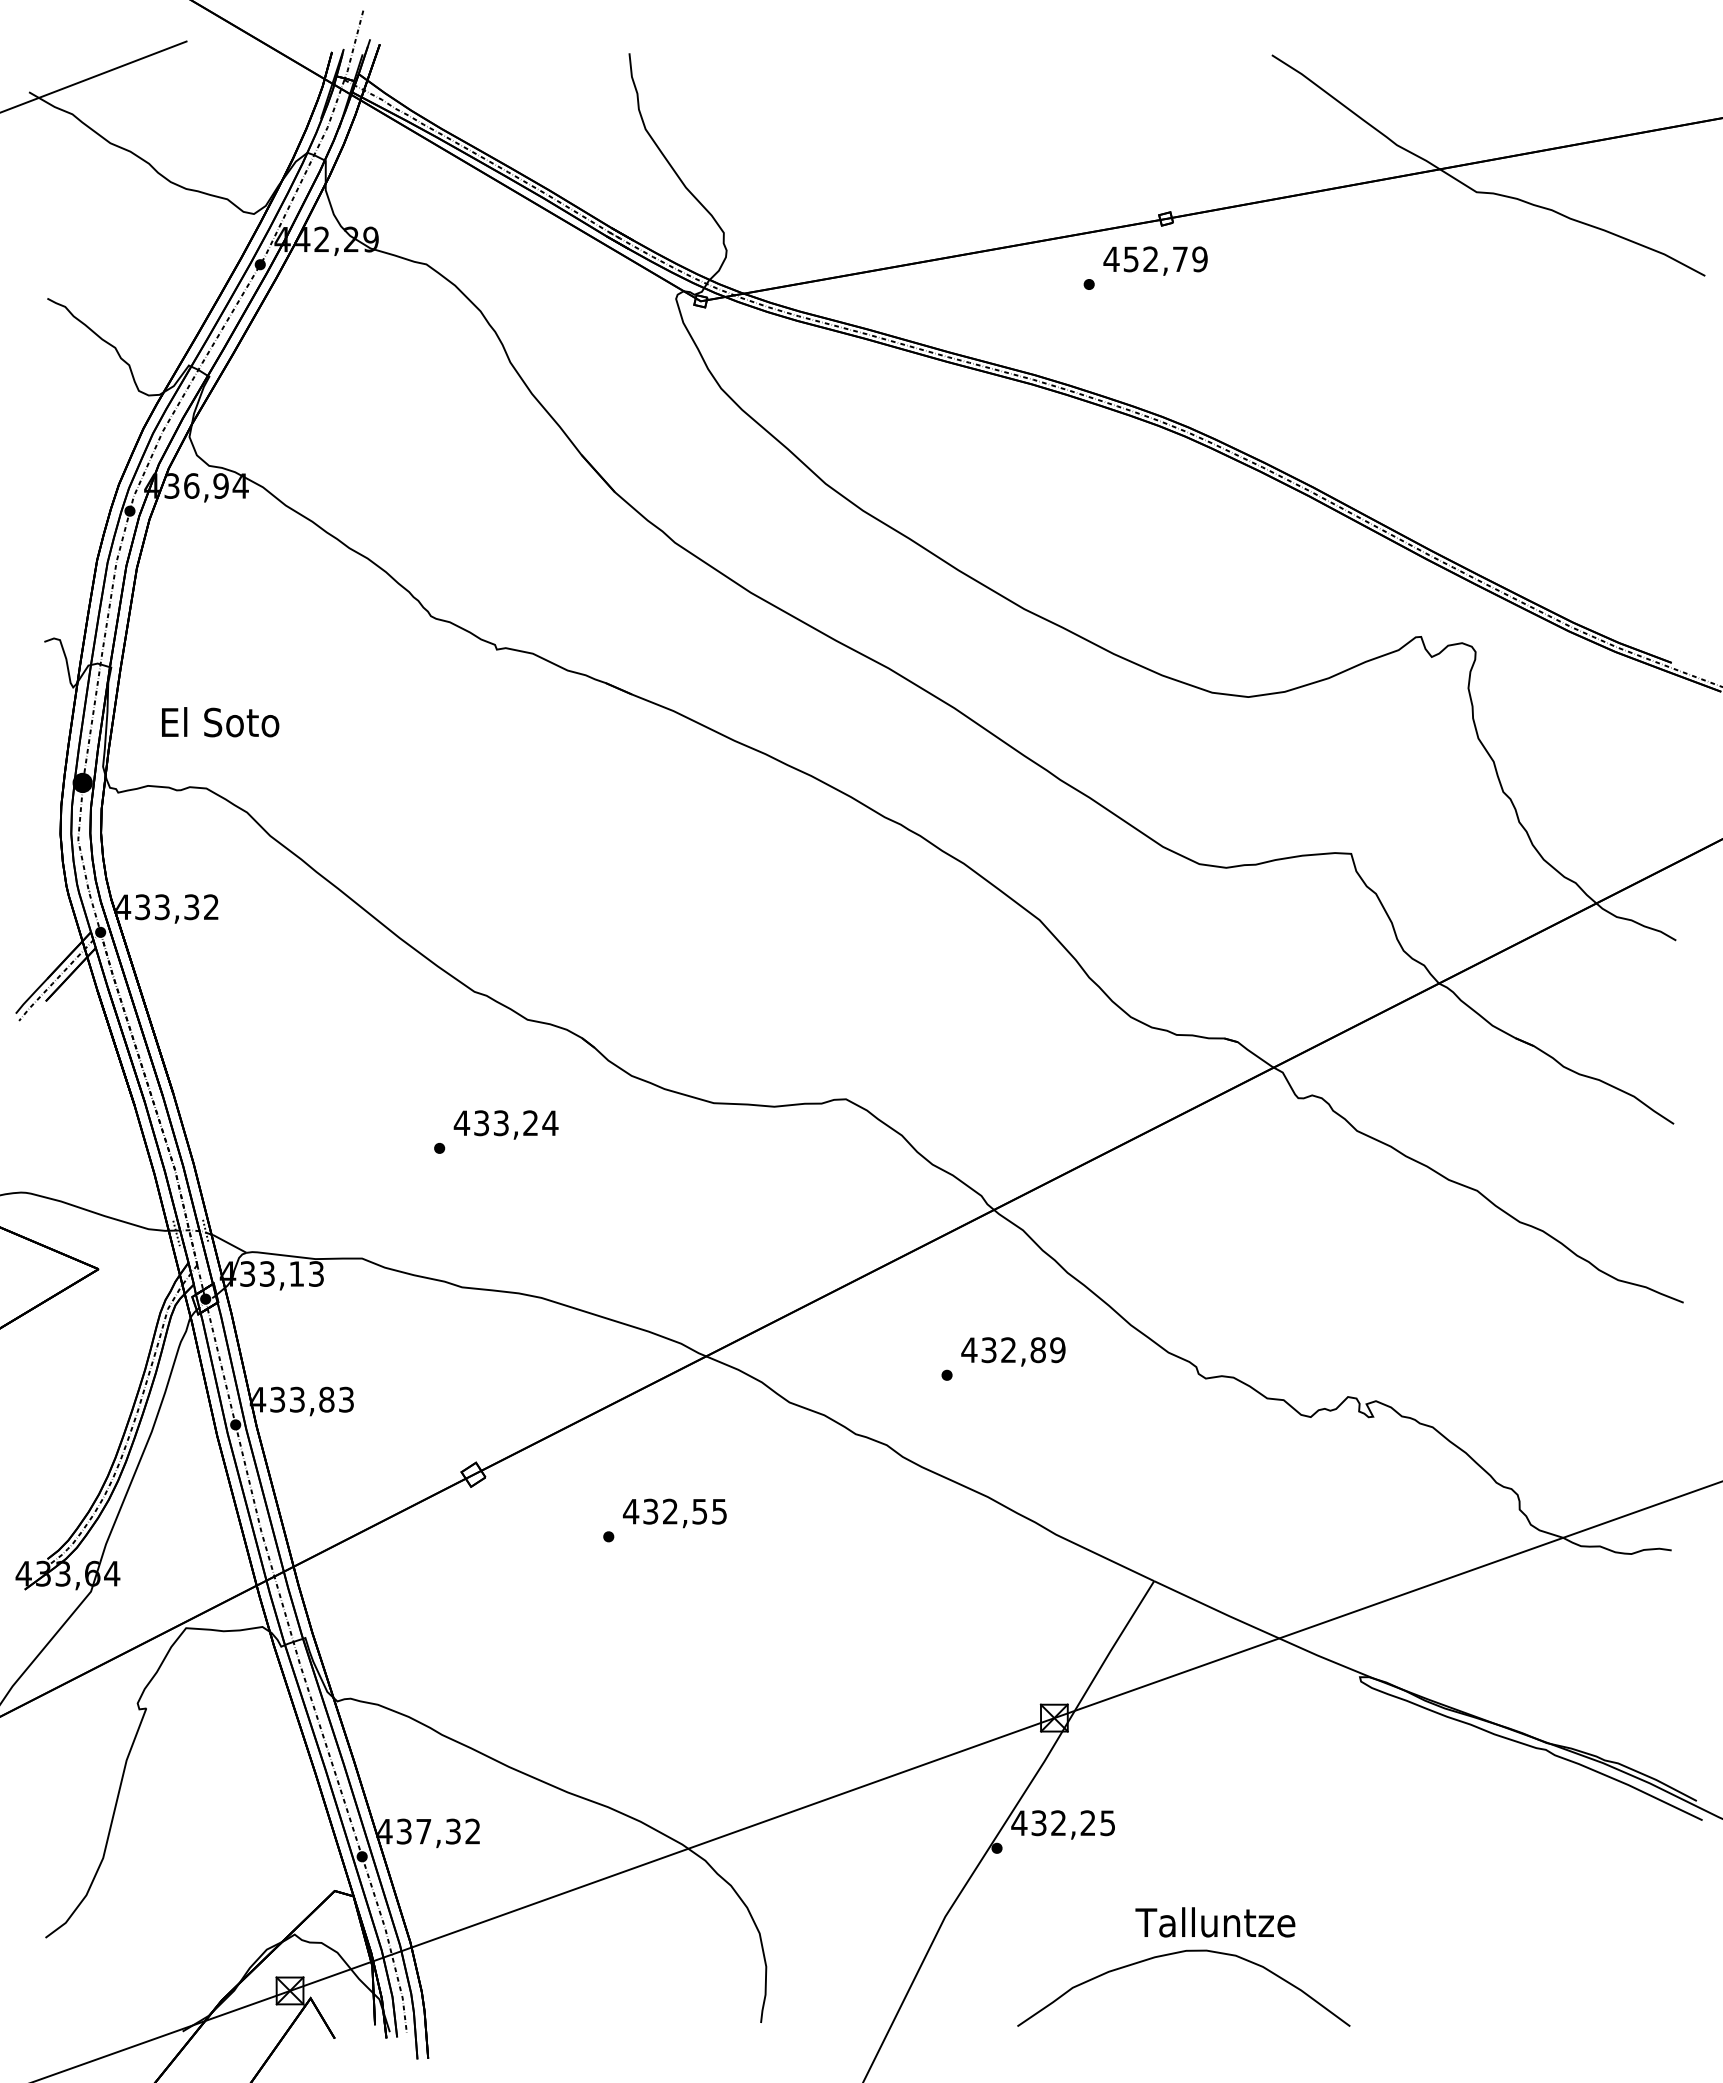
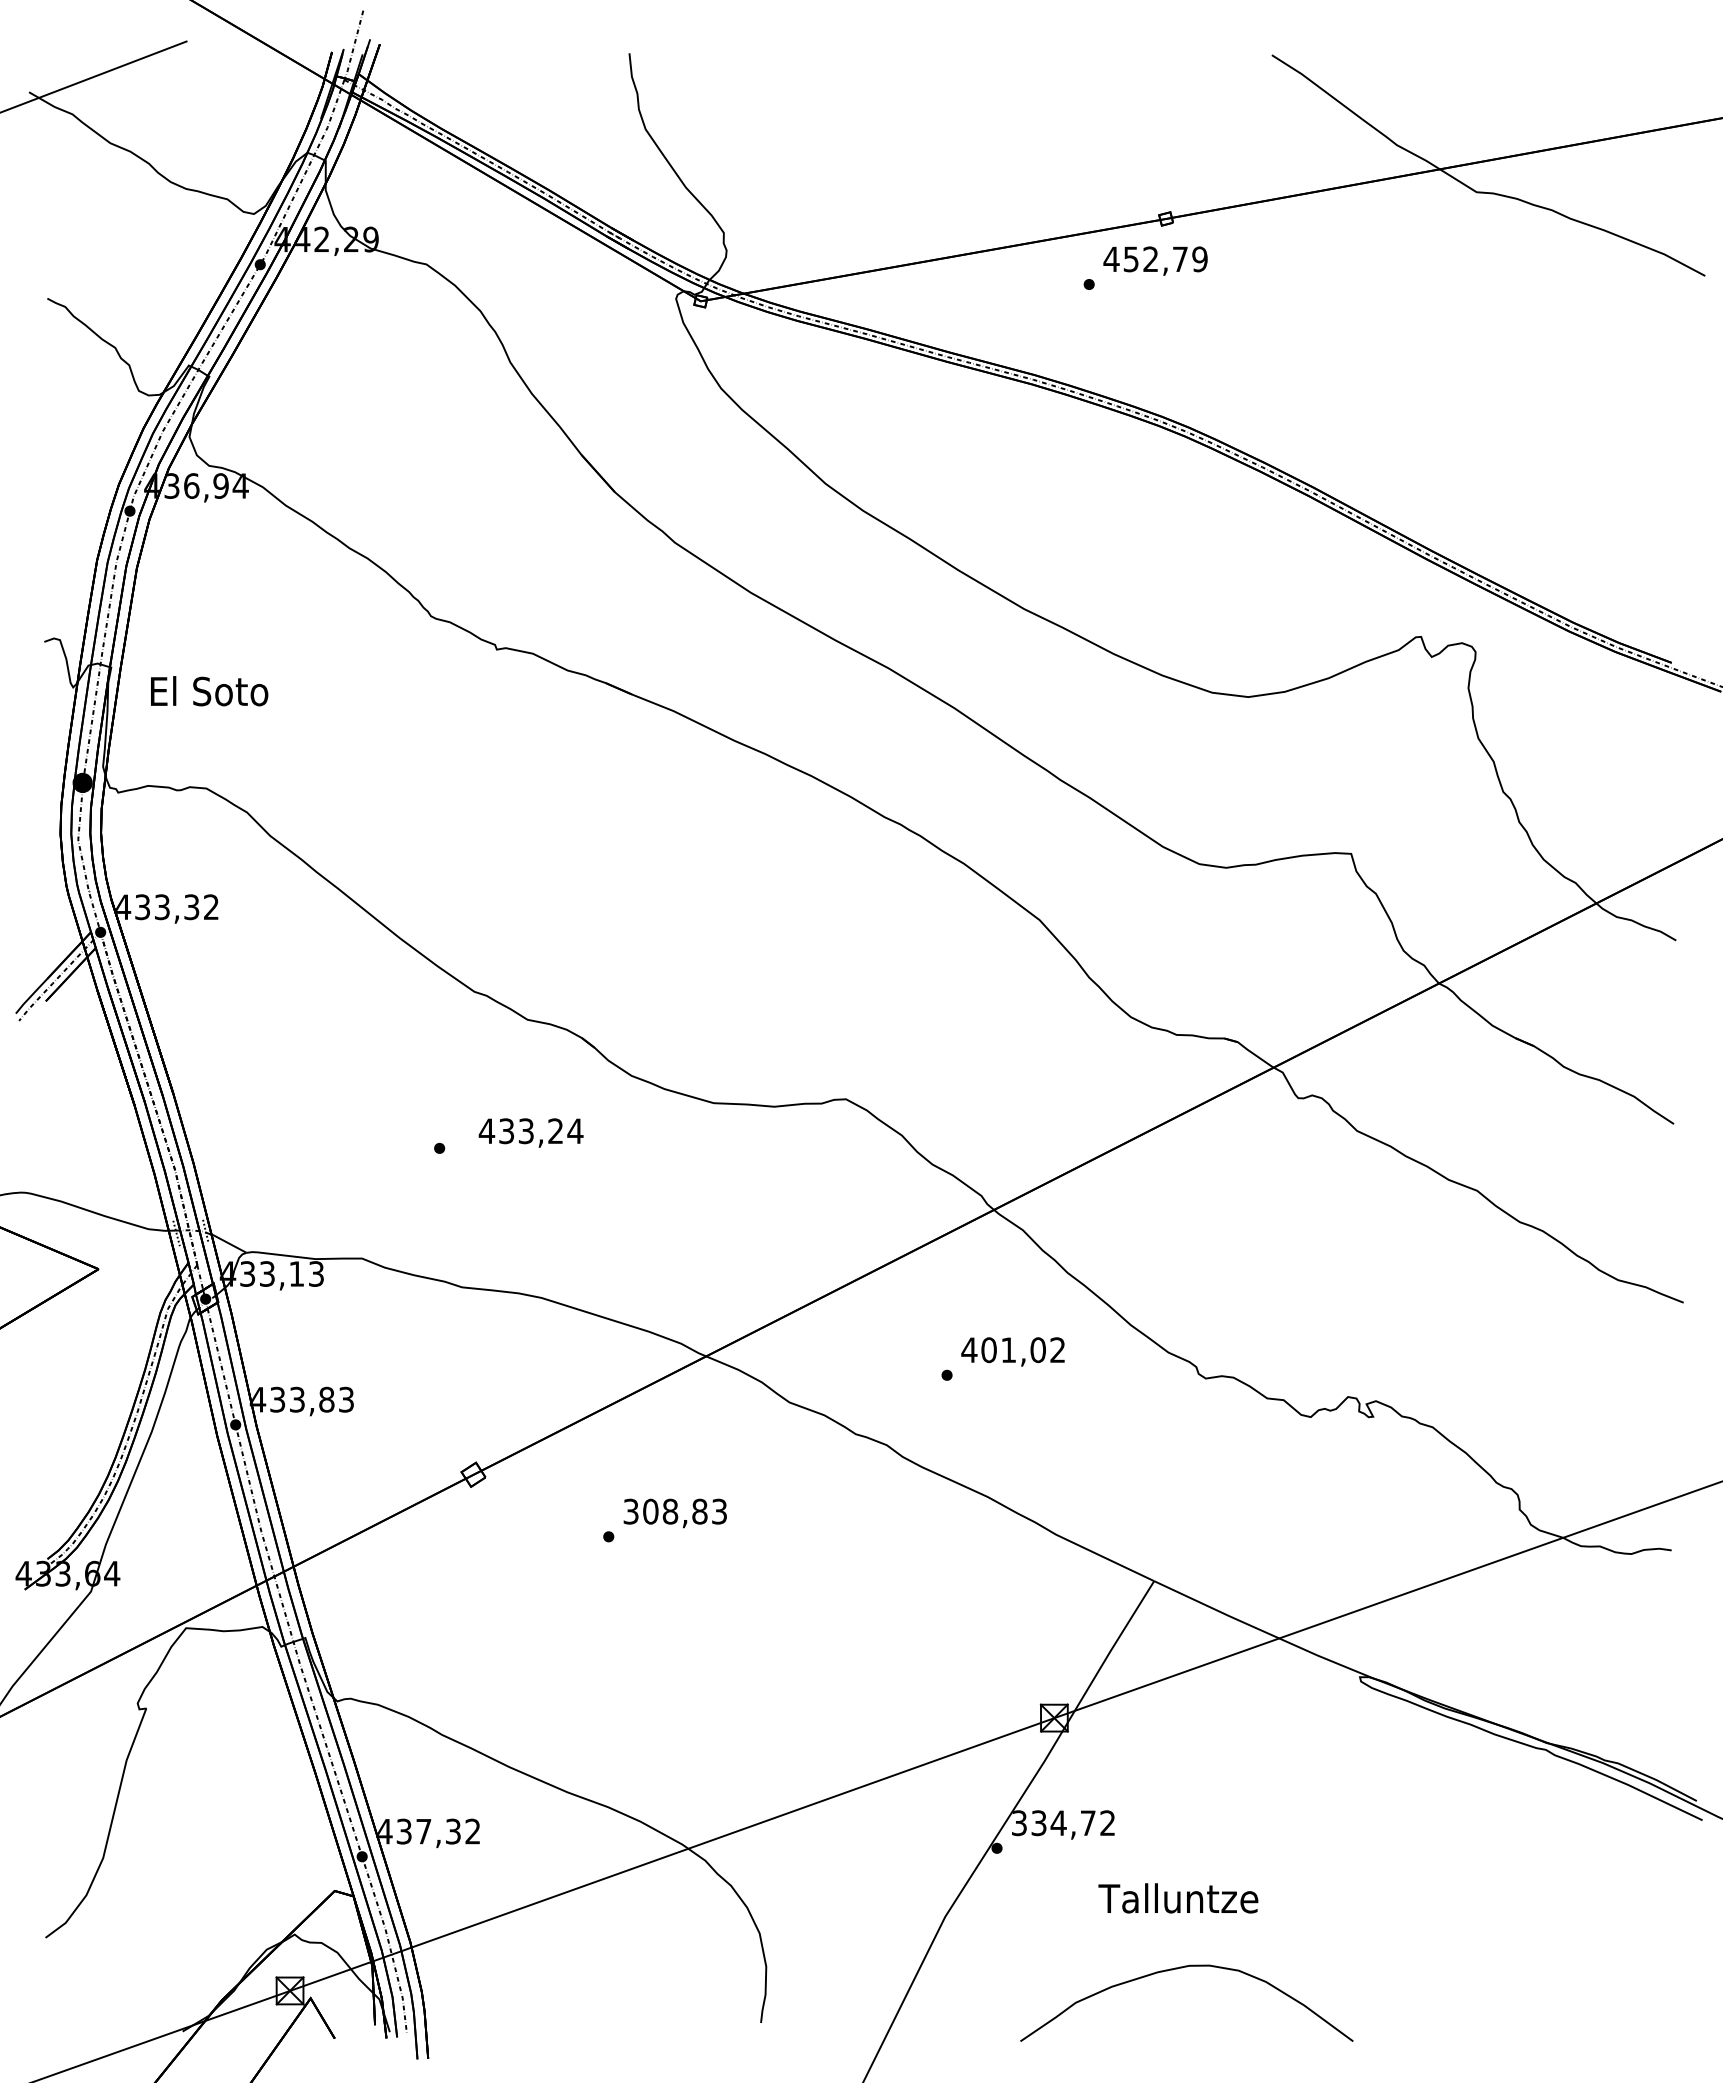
text position: (220, 722) -> (209, 691) (209, 691)
text position: (505, 1124) -> (530, 1132) (530, 1132)
text: 432,89 -> 401,02 (1023, 1350)
text: 432,55 -> 308,83 (674, 1511)
text: 432,25 -> 334,72 (1062, 1823)
text position: (1215, 1922) -> (1178, 1898) (1178, 1898)
curve position: (1174, 1954) -> (1177, 1969) (1177, 1969)
